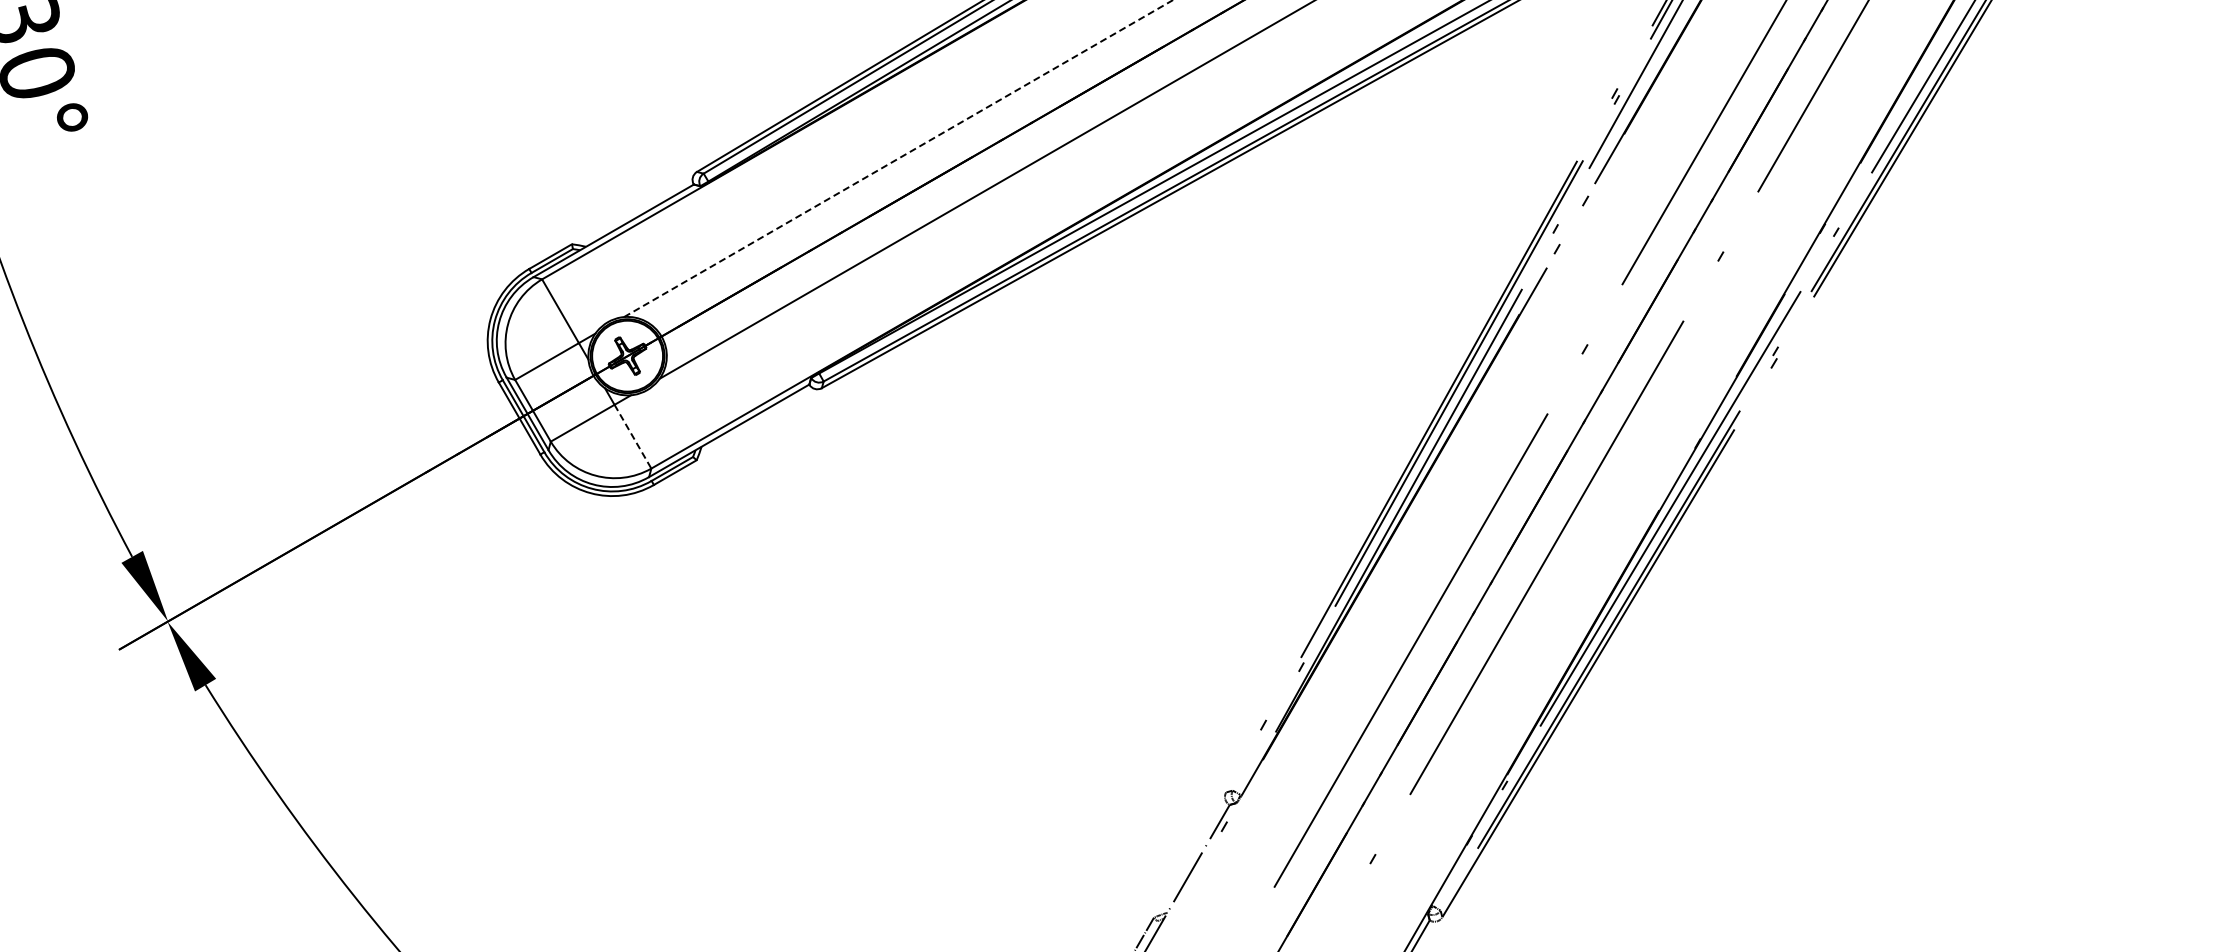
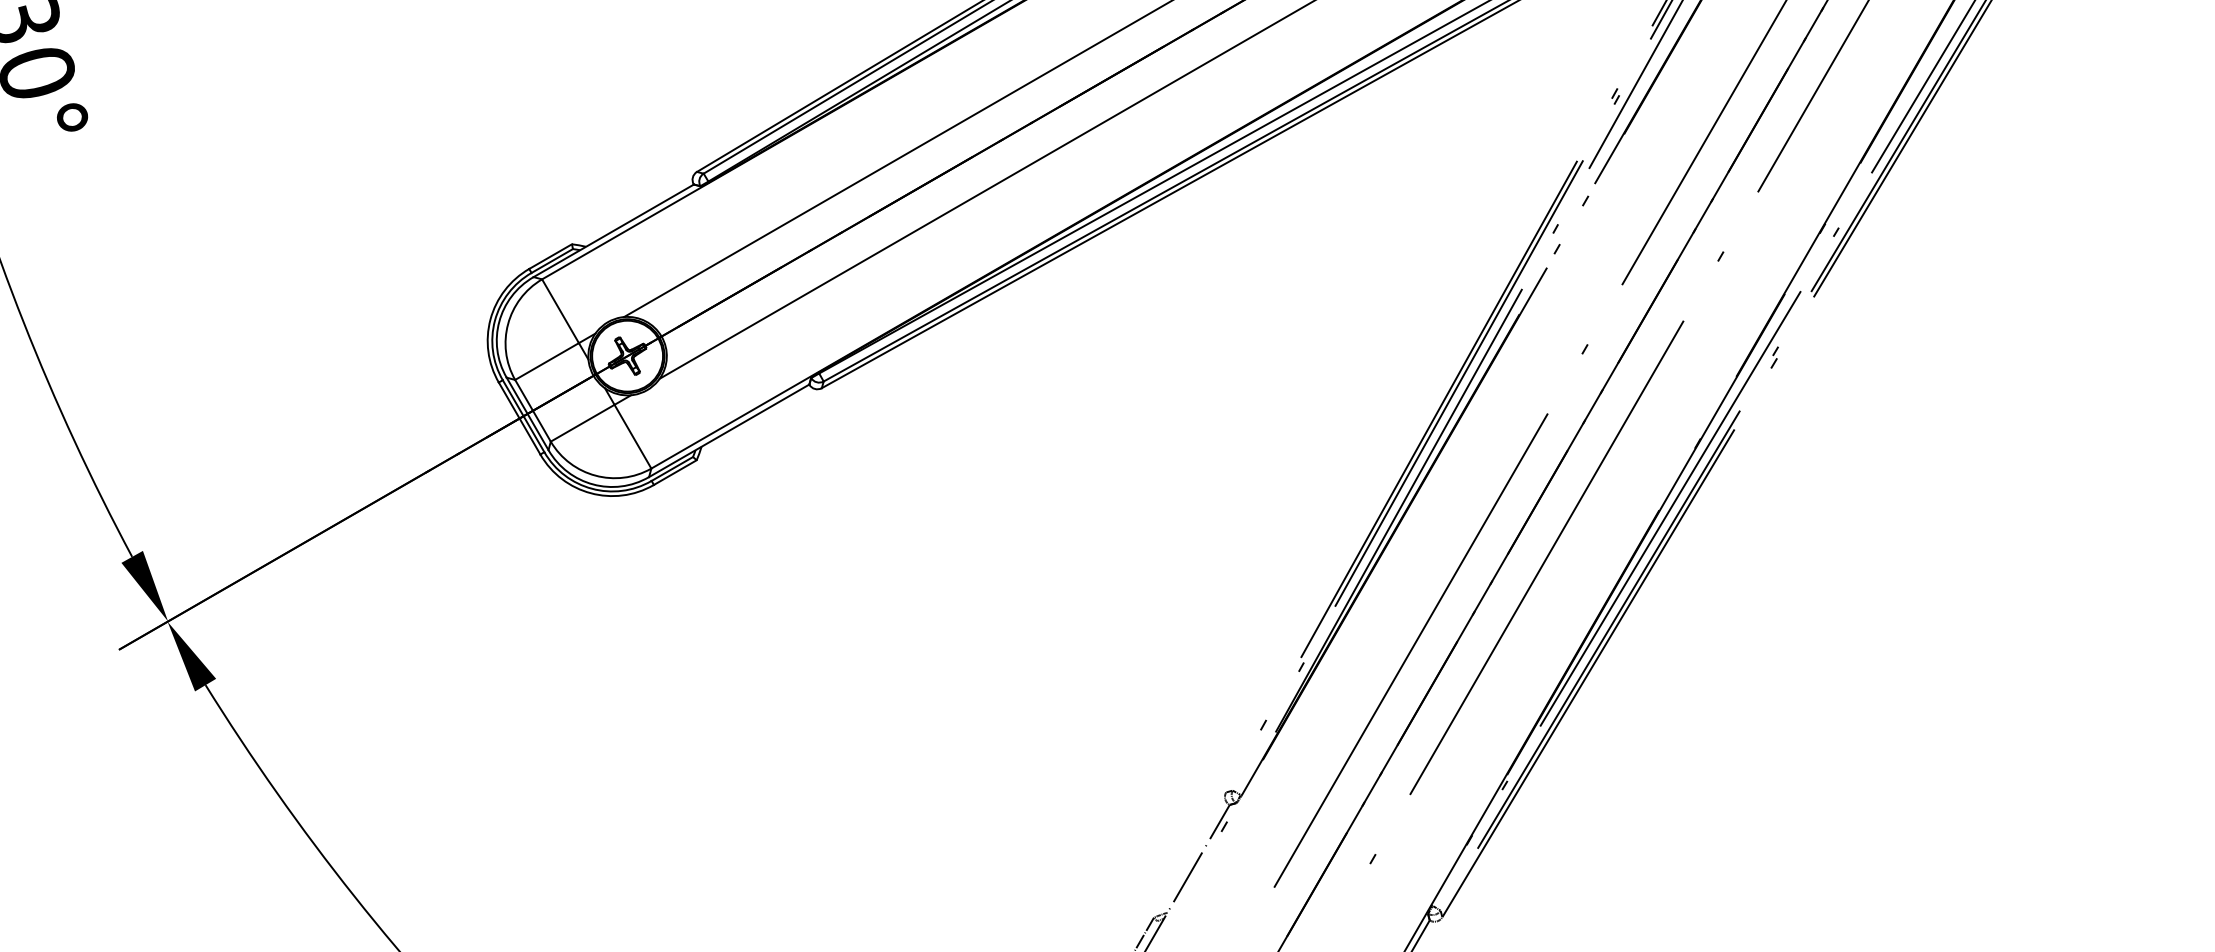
line: dashed -> solid (898, 158)
line: dashed -> solid (632, 436)
